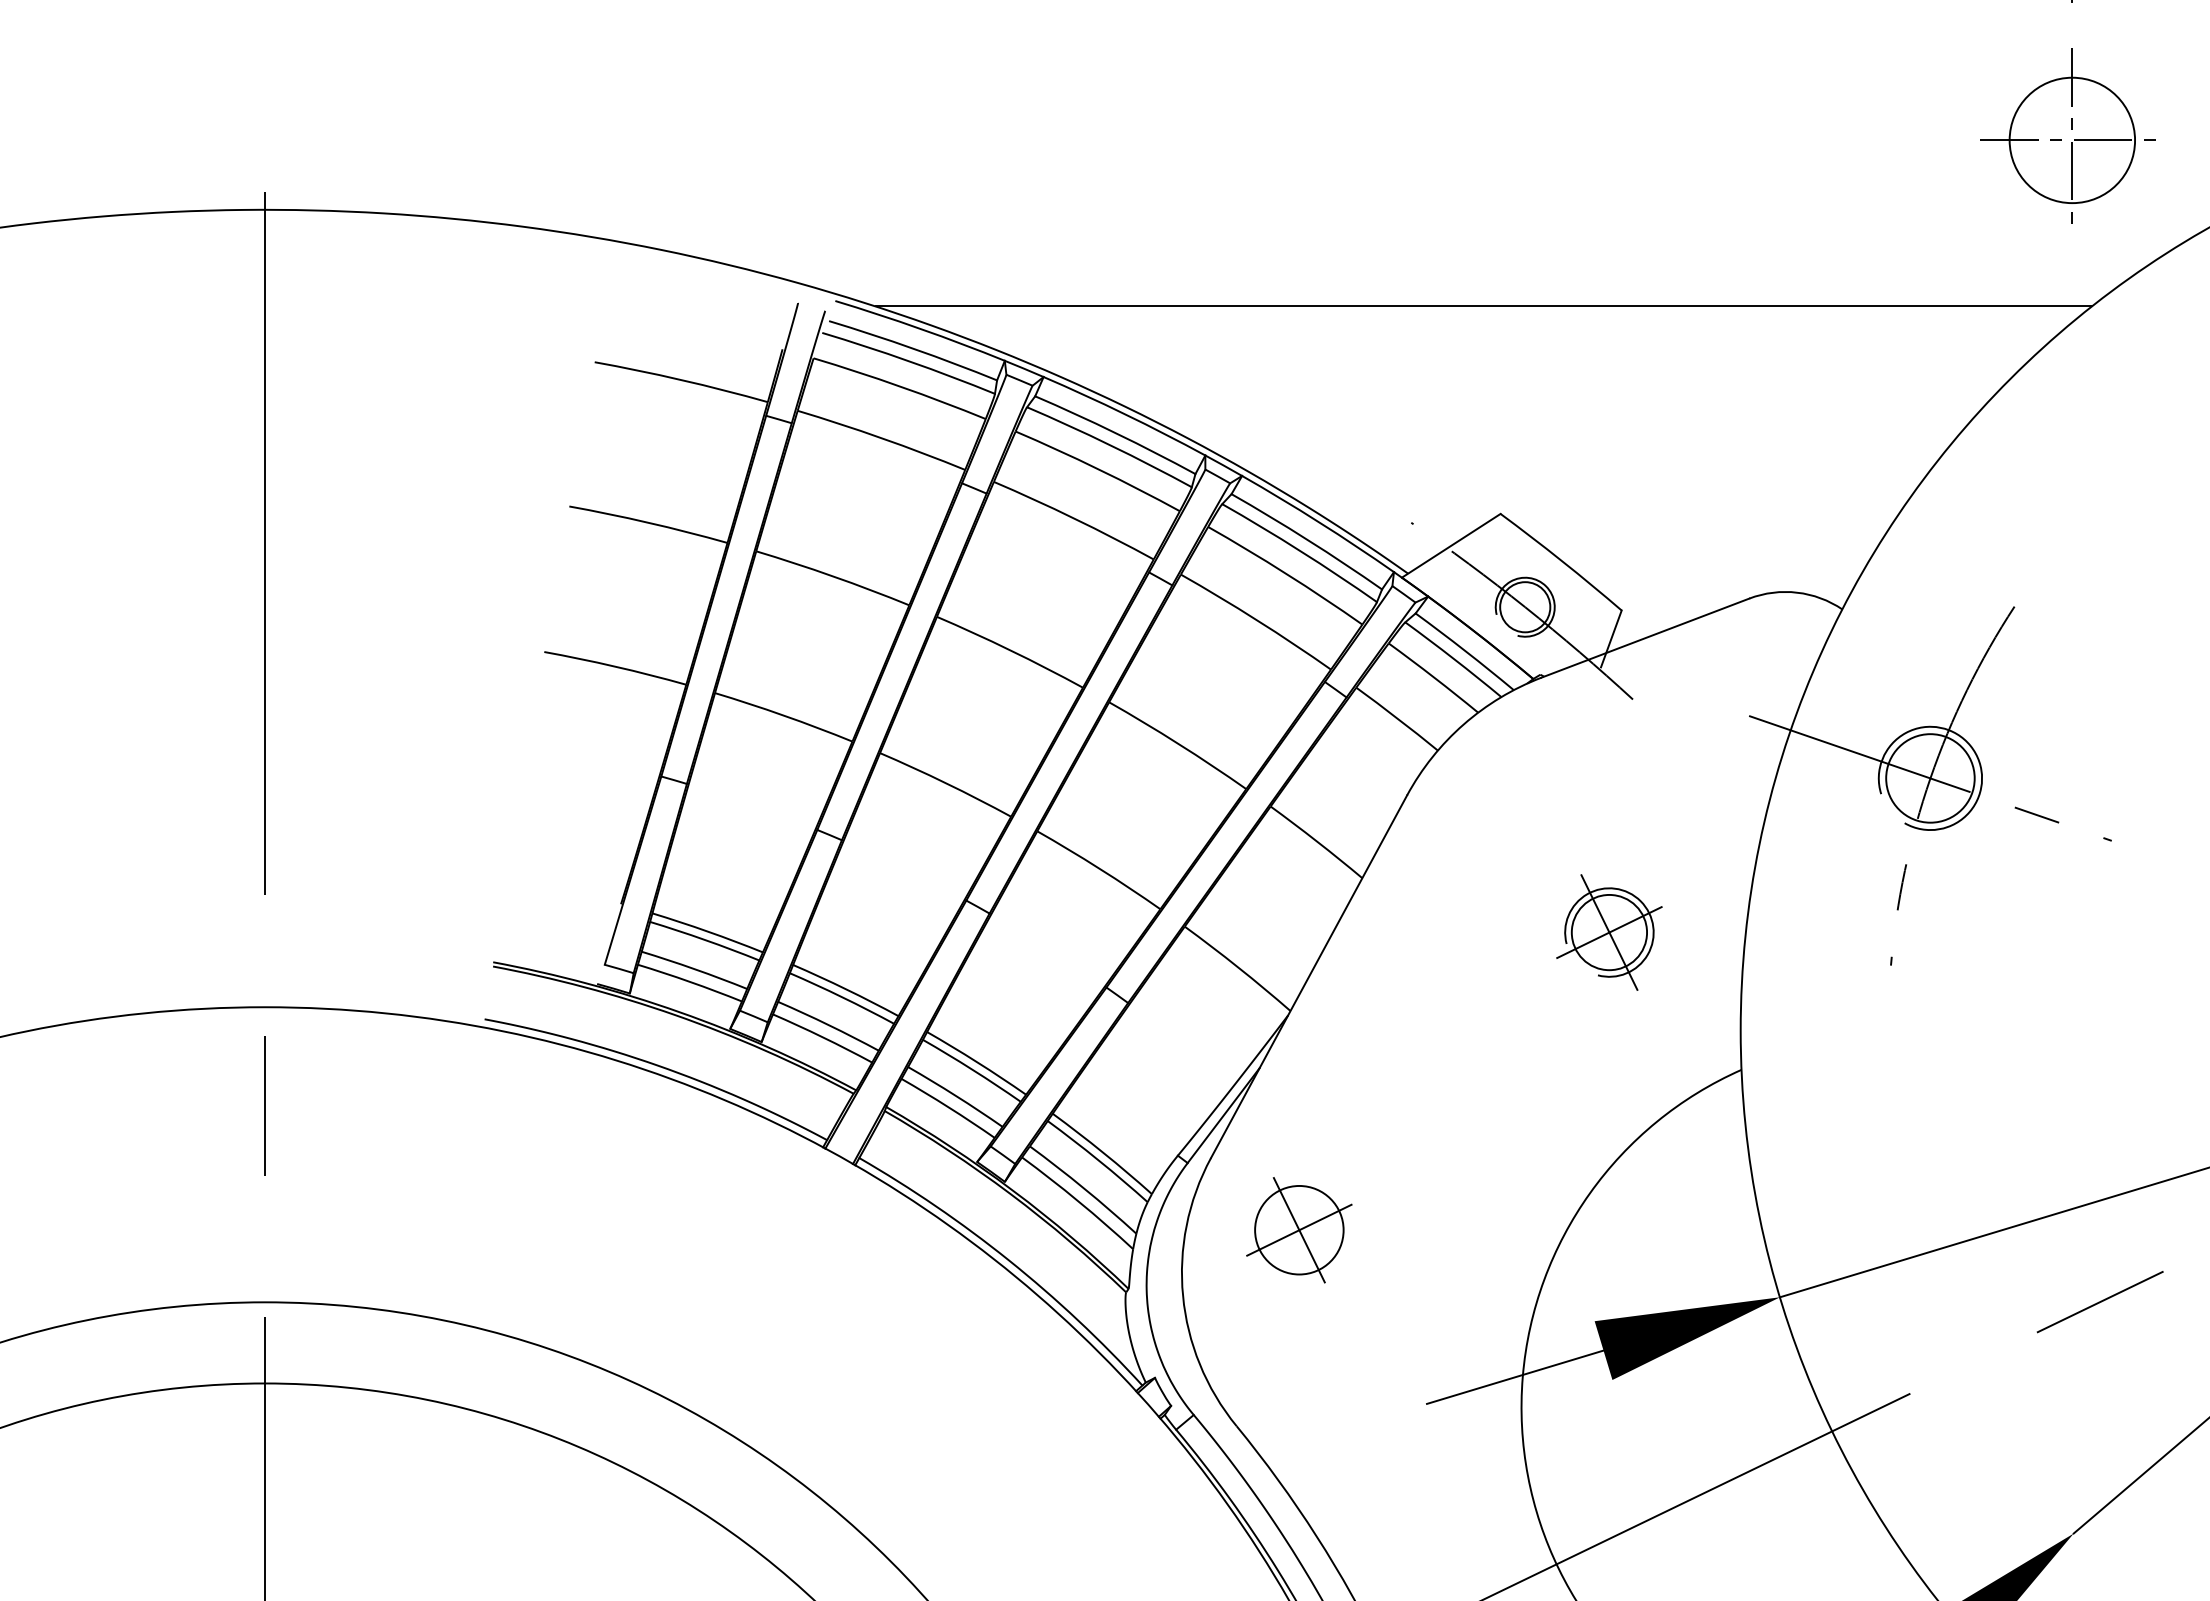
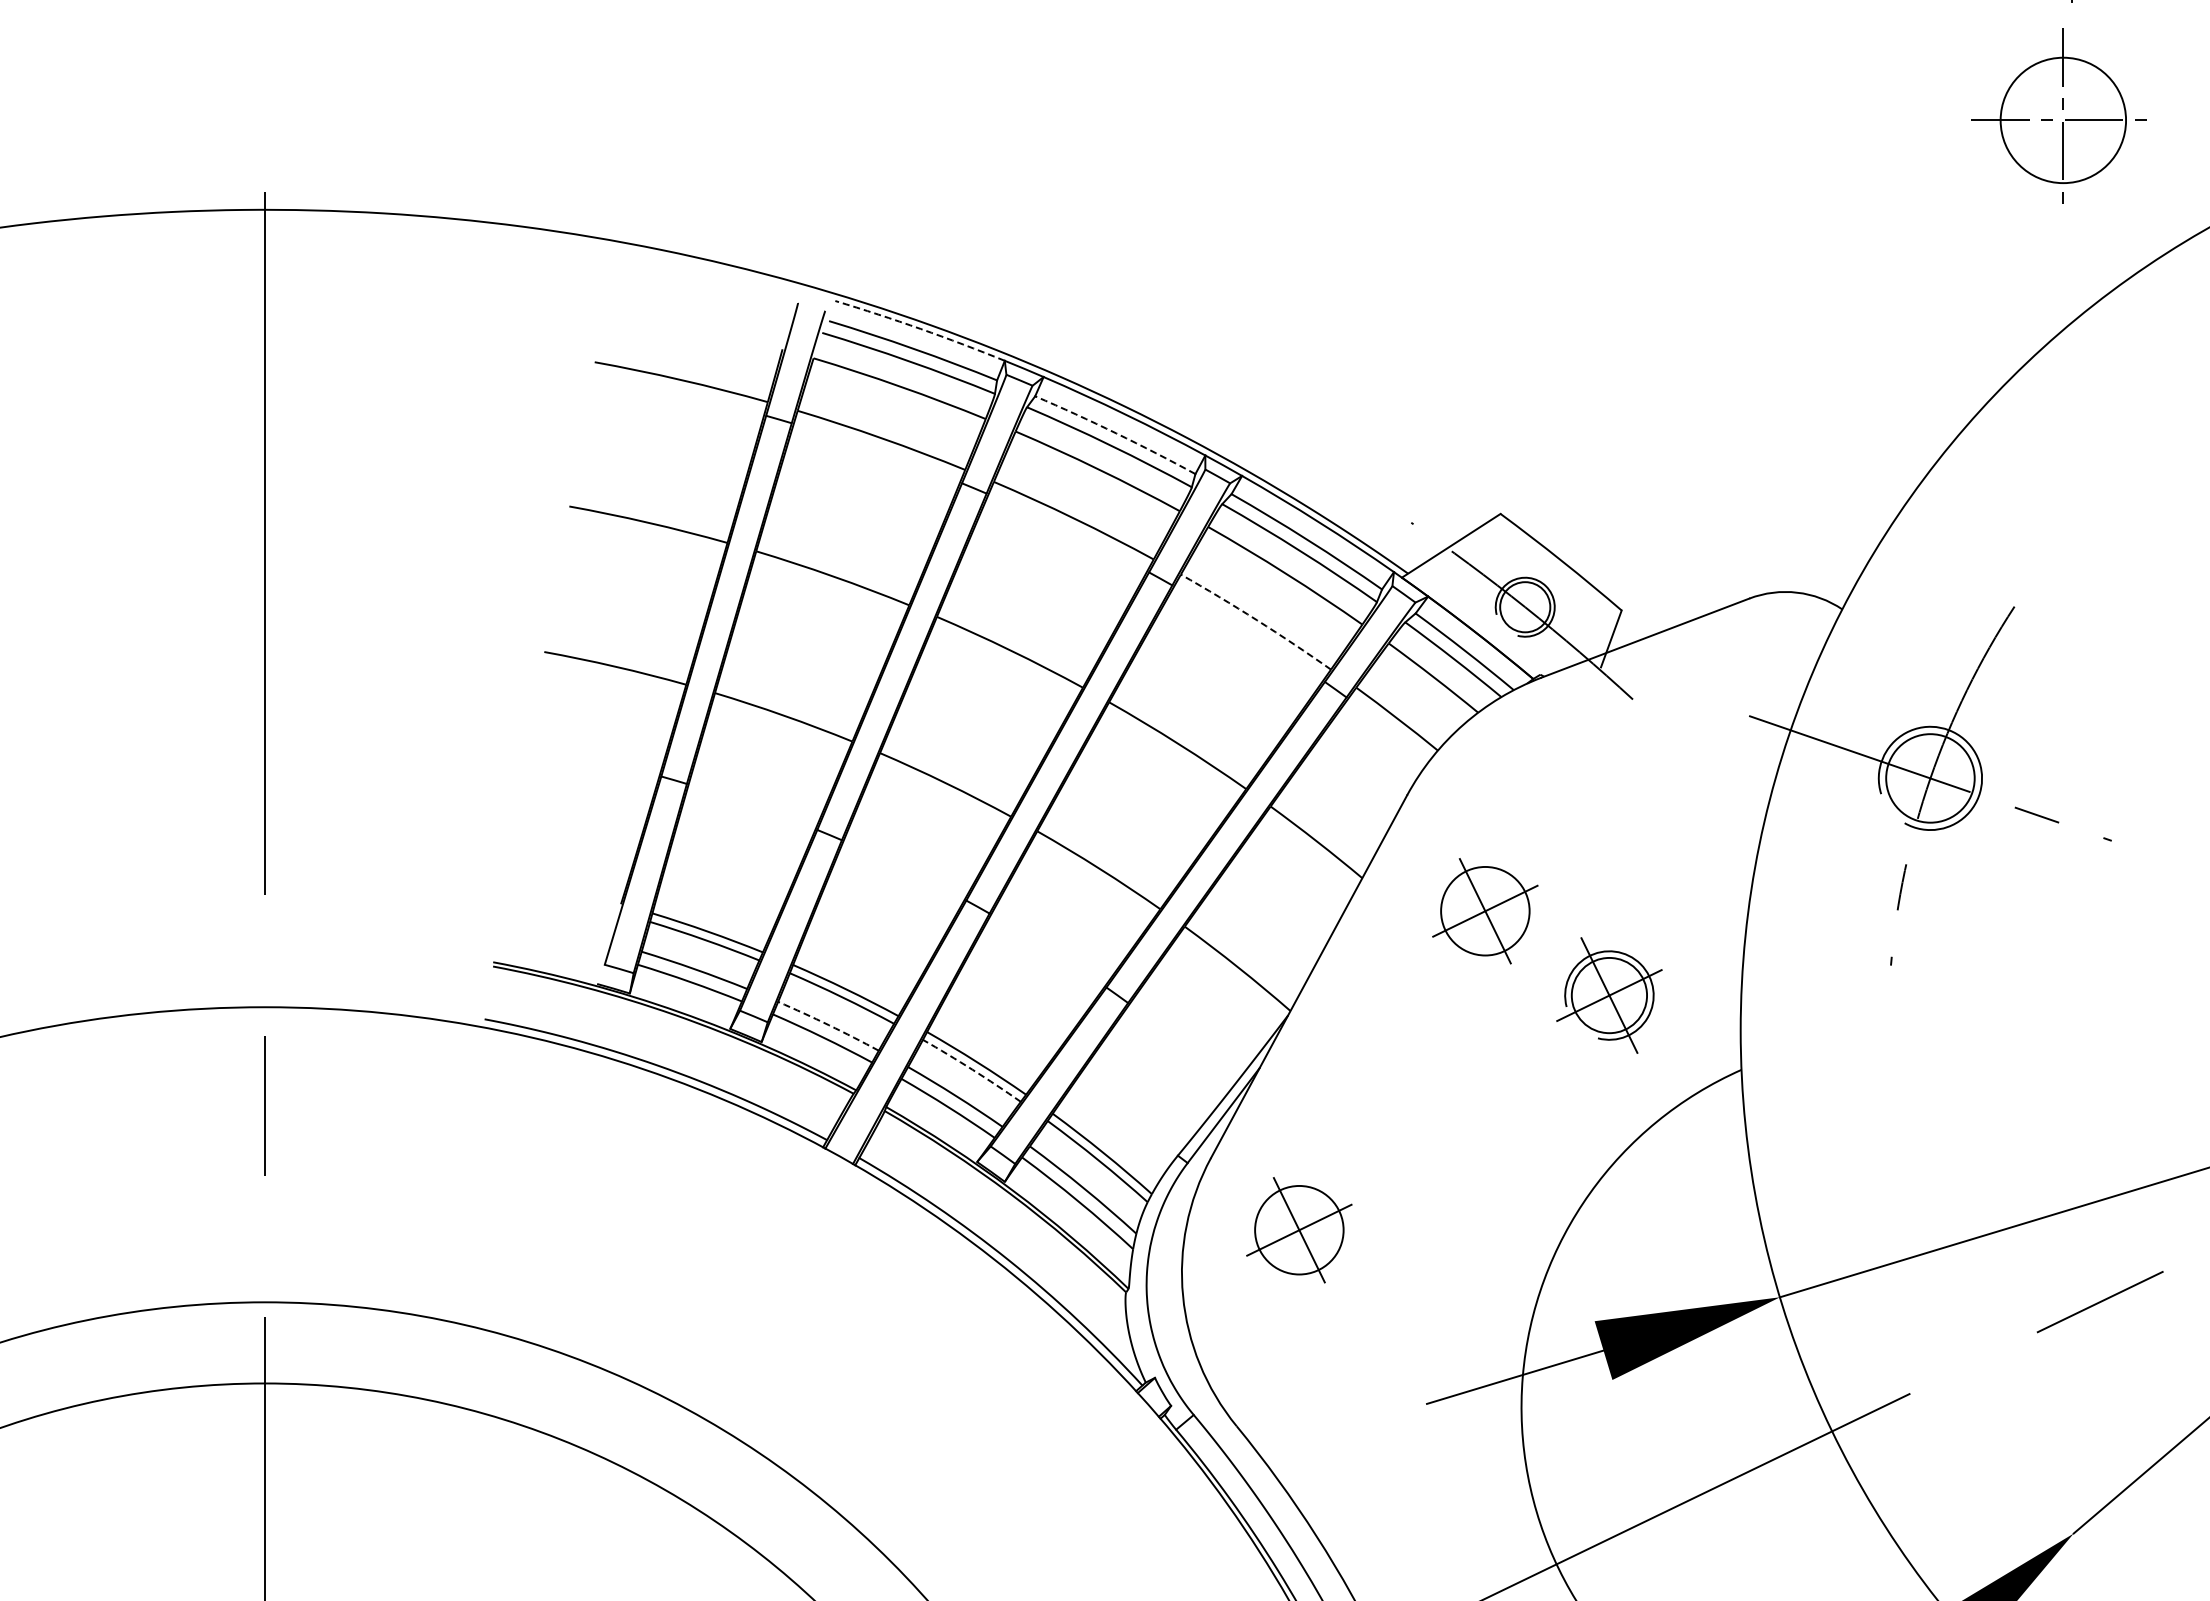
part position: (2067, 135) -> (2058, 115) (2058, 115)
line: present -> none (1483, 306)
arc: solid -> dashed (920, 328)
arc: solid -> dashed (1116, 433)
arc: solid -> dashed (1257, 620)
part: none -> present (1485, 911)
part position: (1609, 932) -> (1609, 995) (1609, 995)
arc: solid -> dashed (829, 1025)
arc: solid -> dashed (972, 1069)
